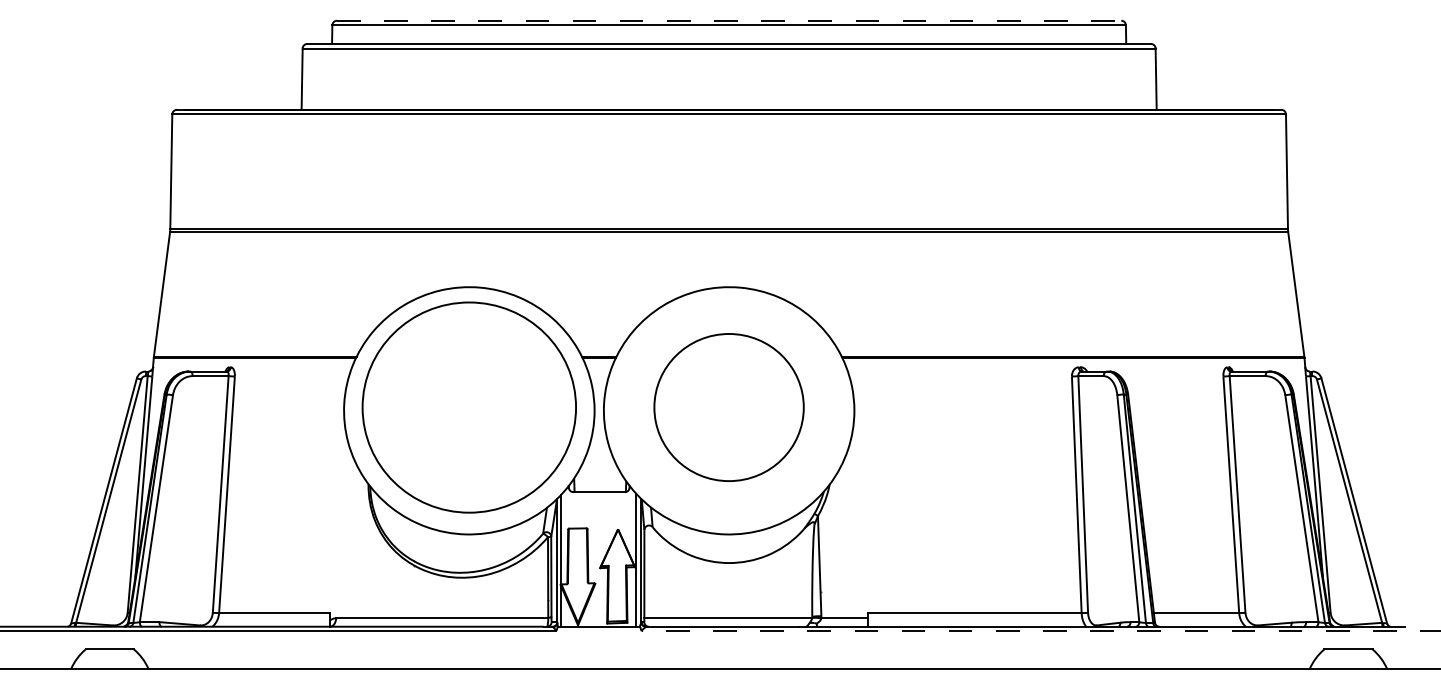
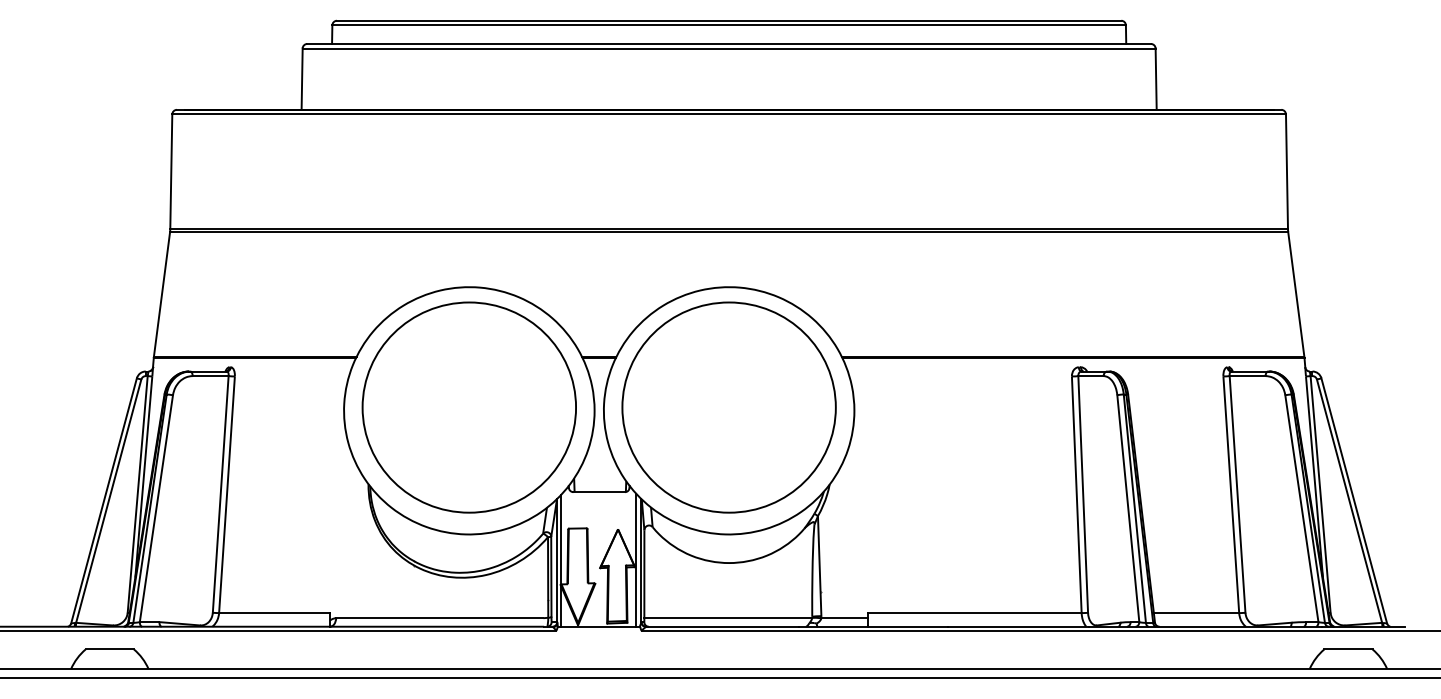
line: dashed -> solid (729, 20)
part size: 152x149 px -> 216x213 px (728, 407)
line: dashed -> solid (1040, 631)
line: none -> present (719, 678)
